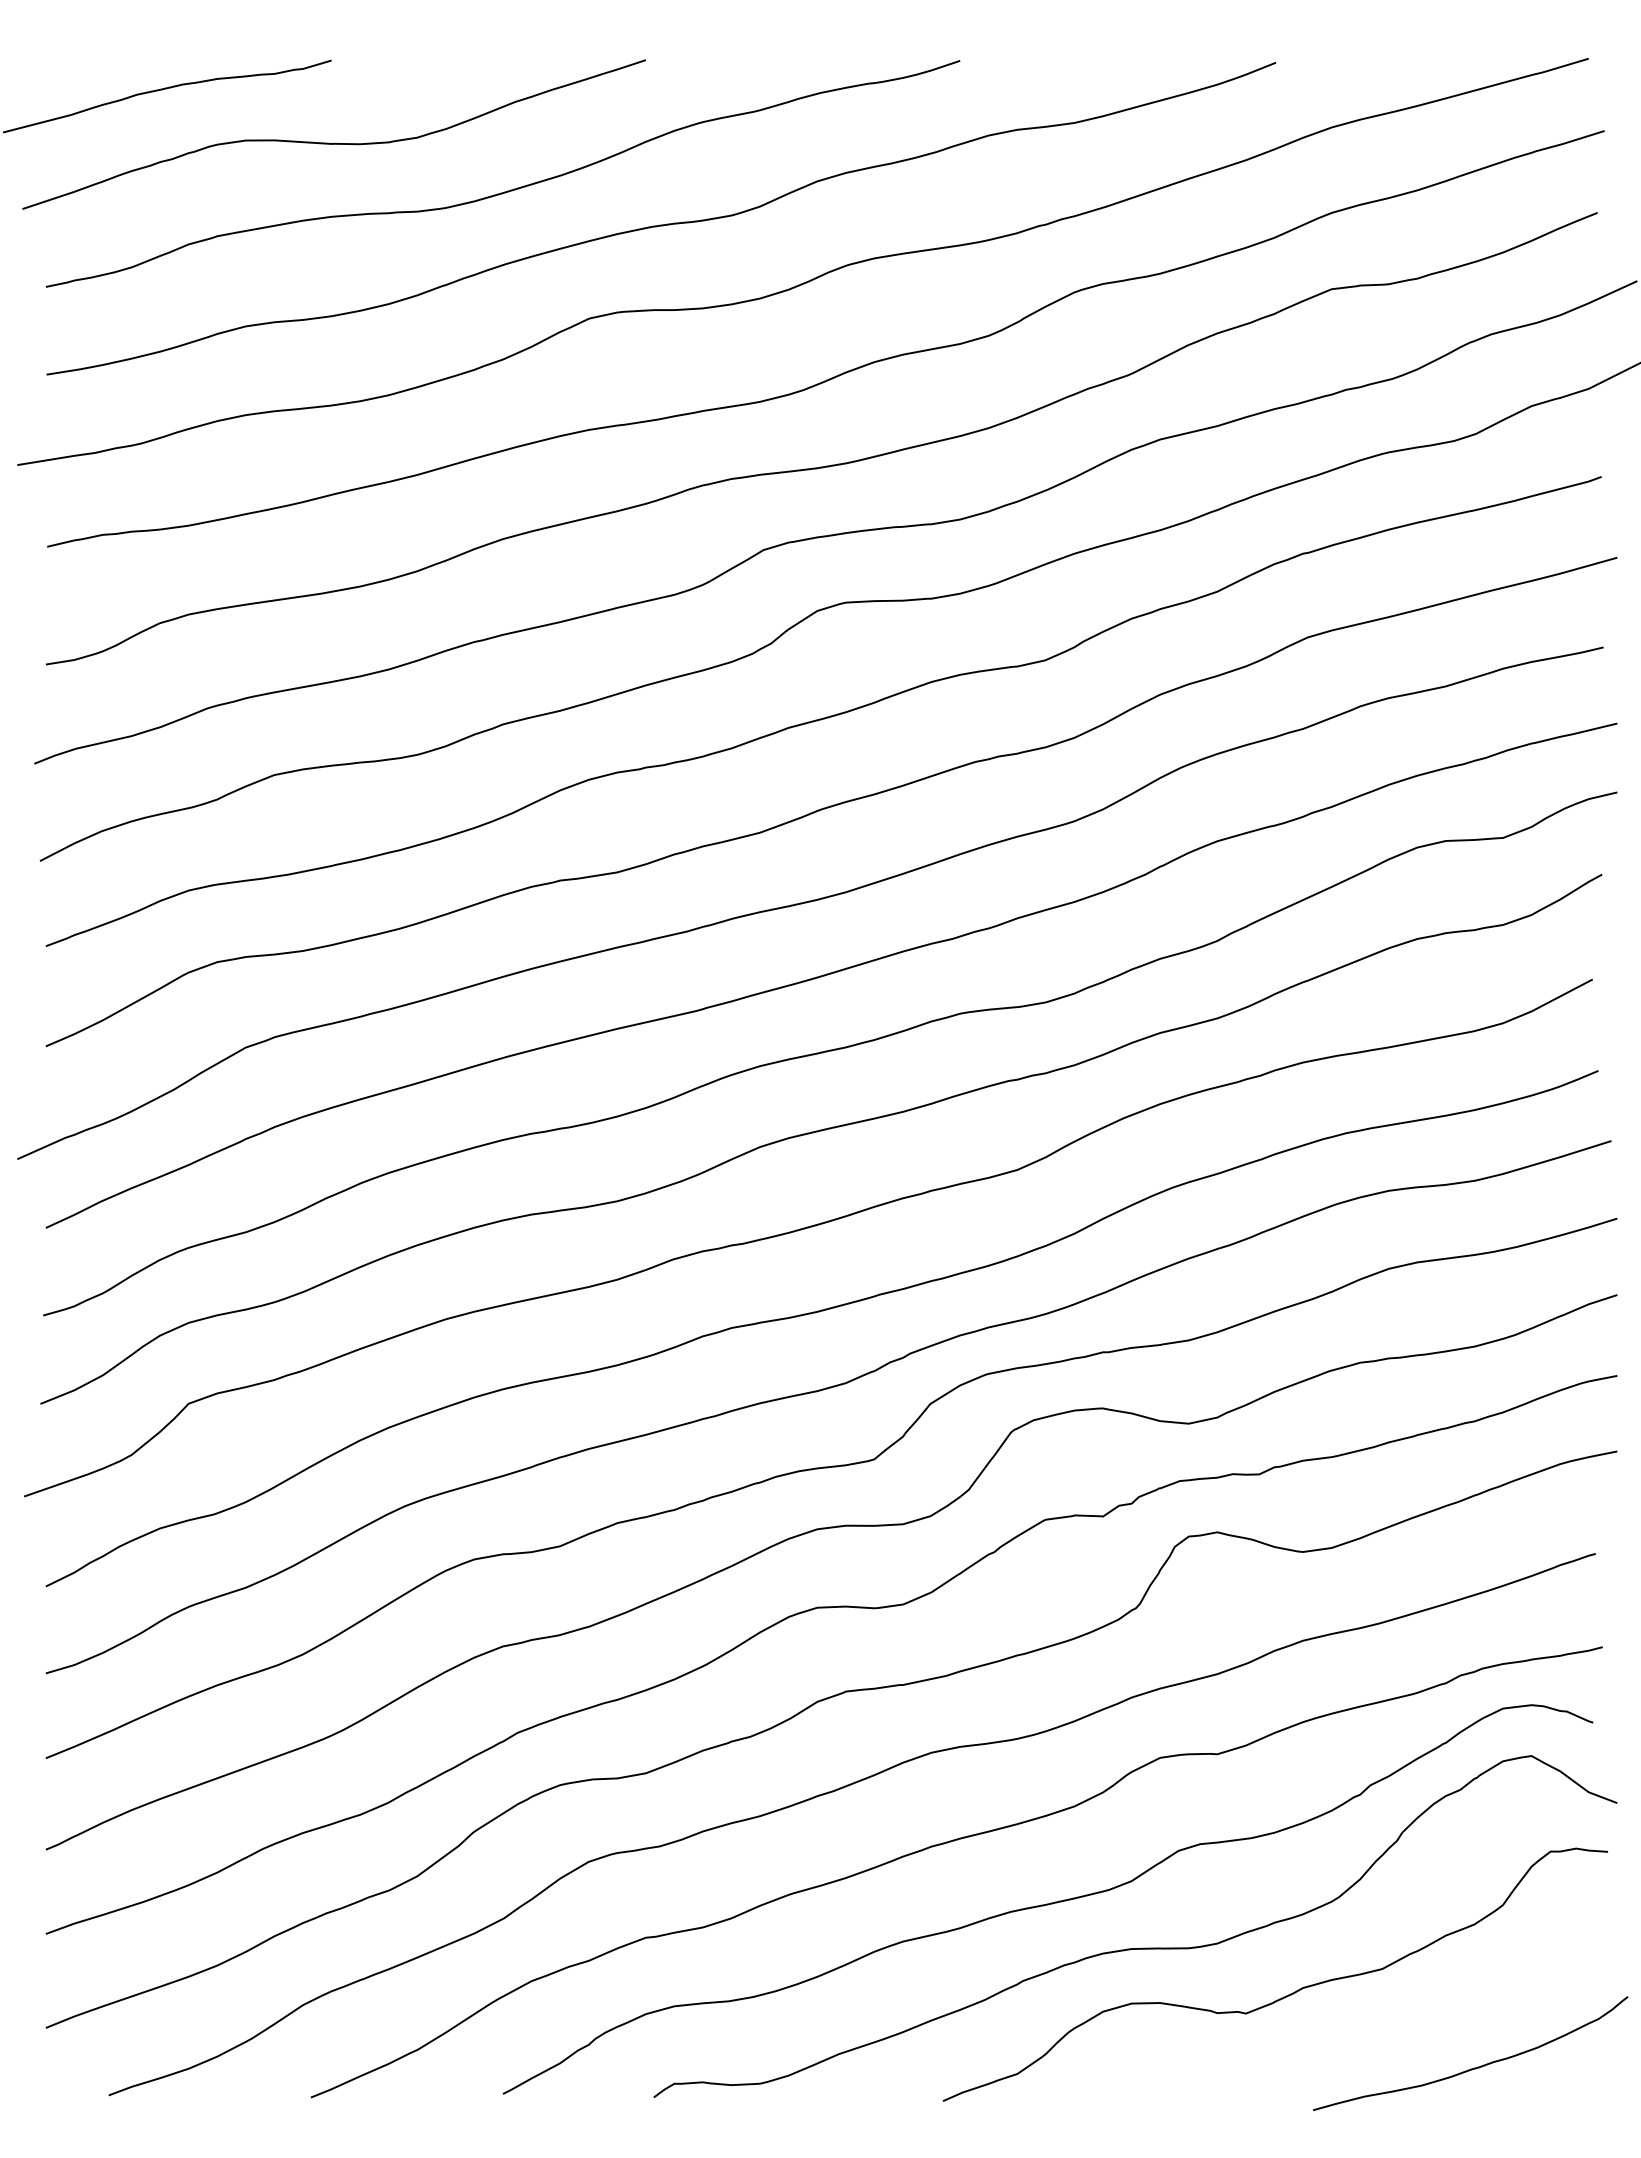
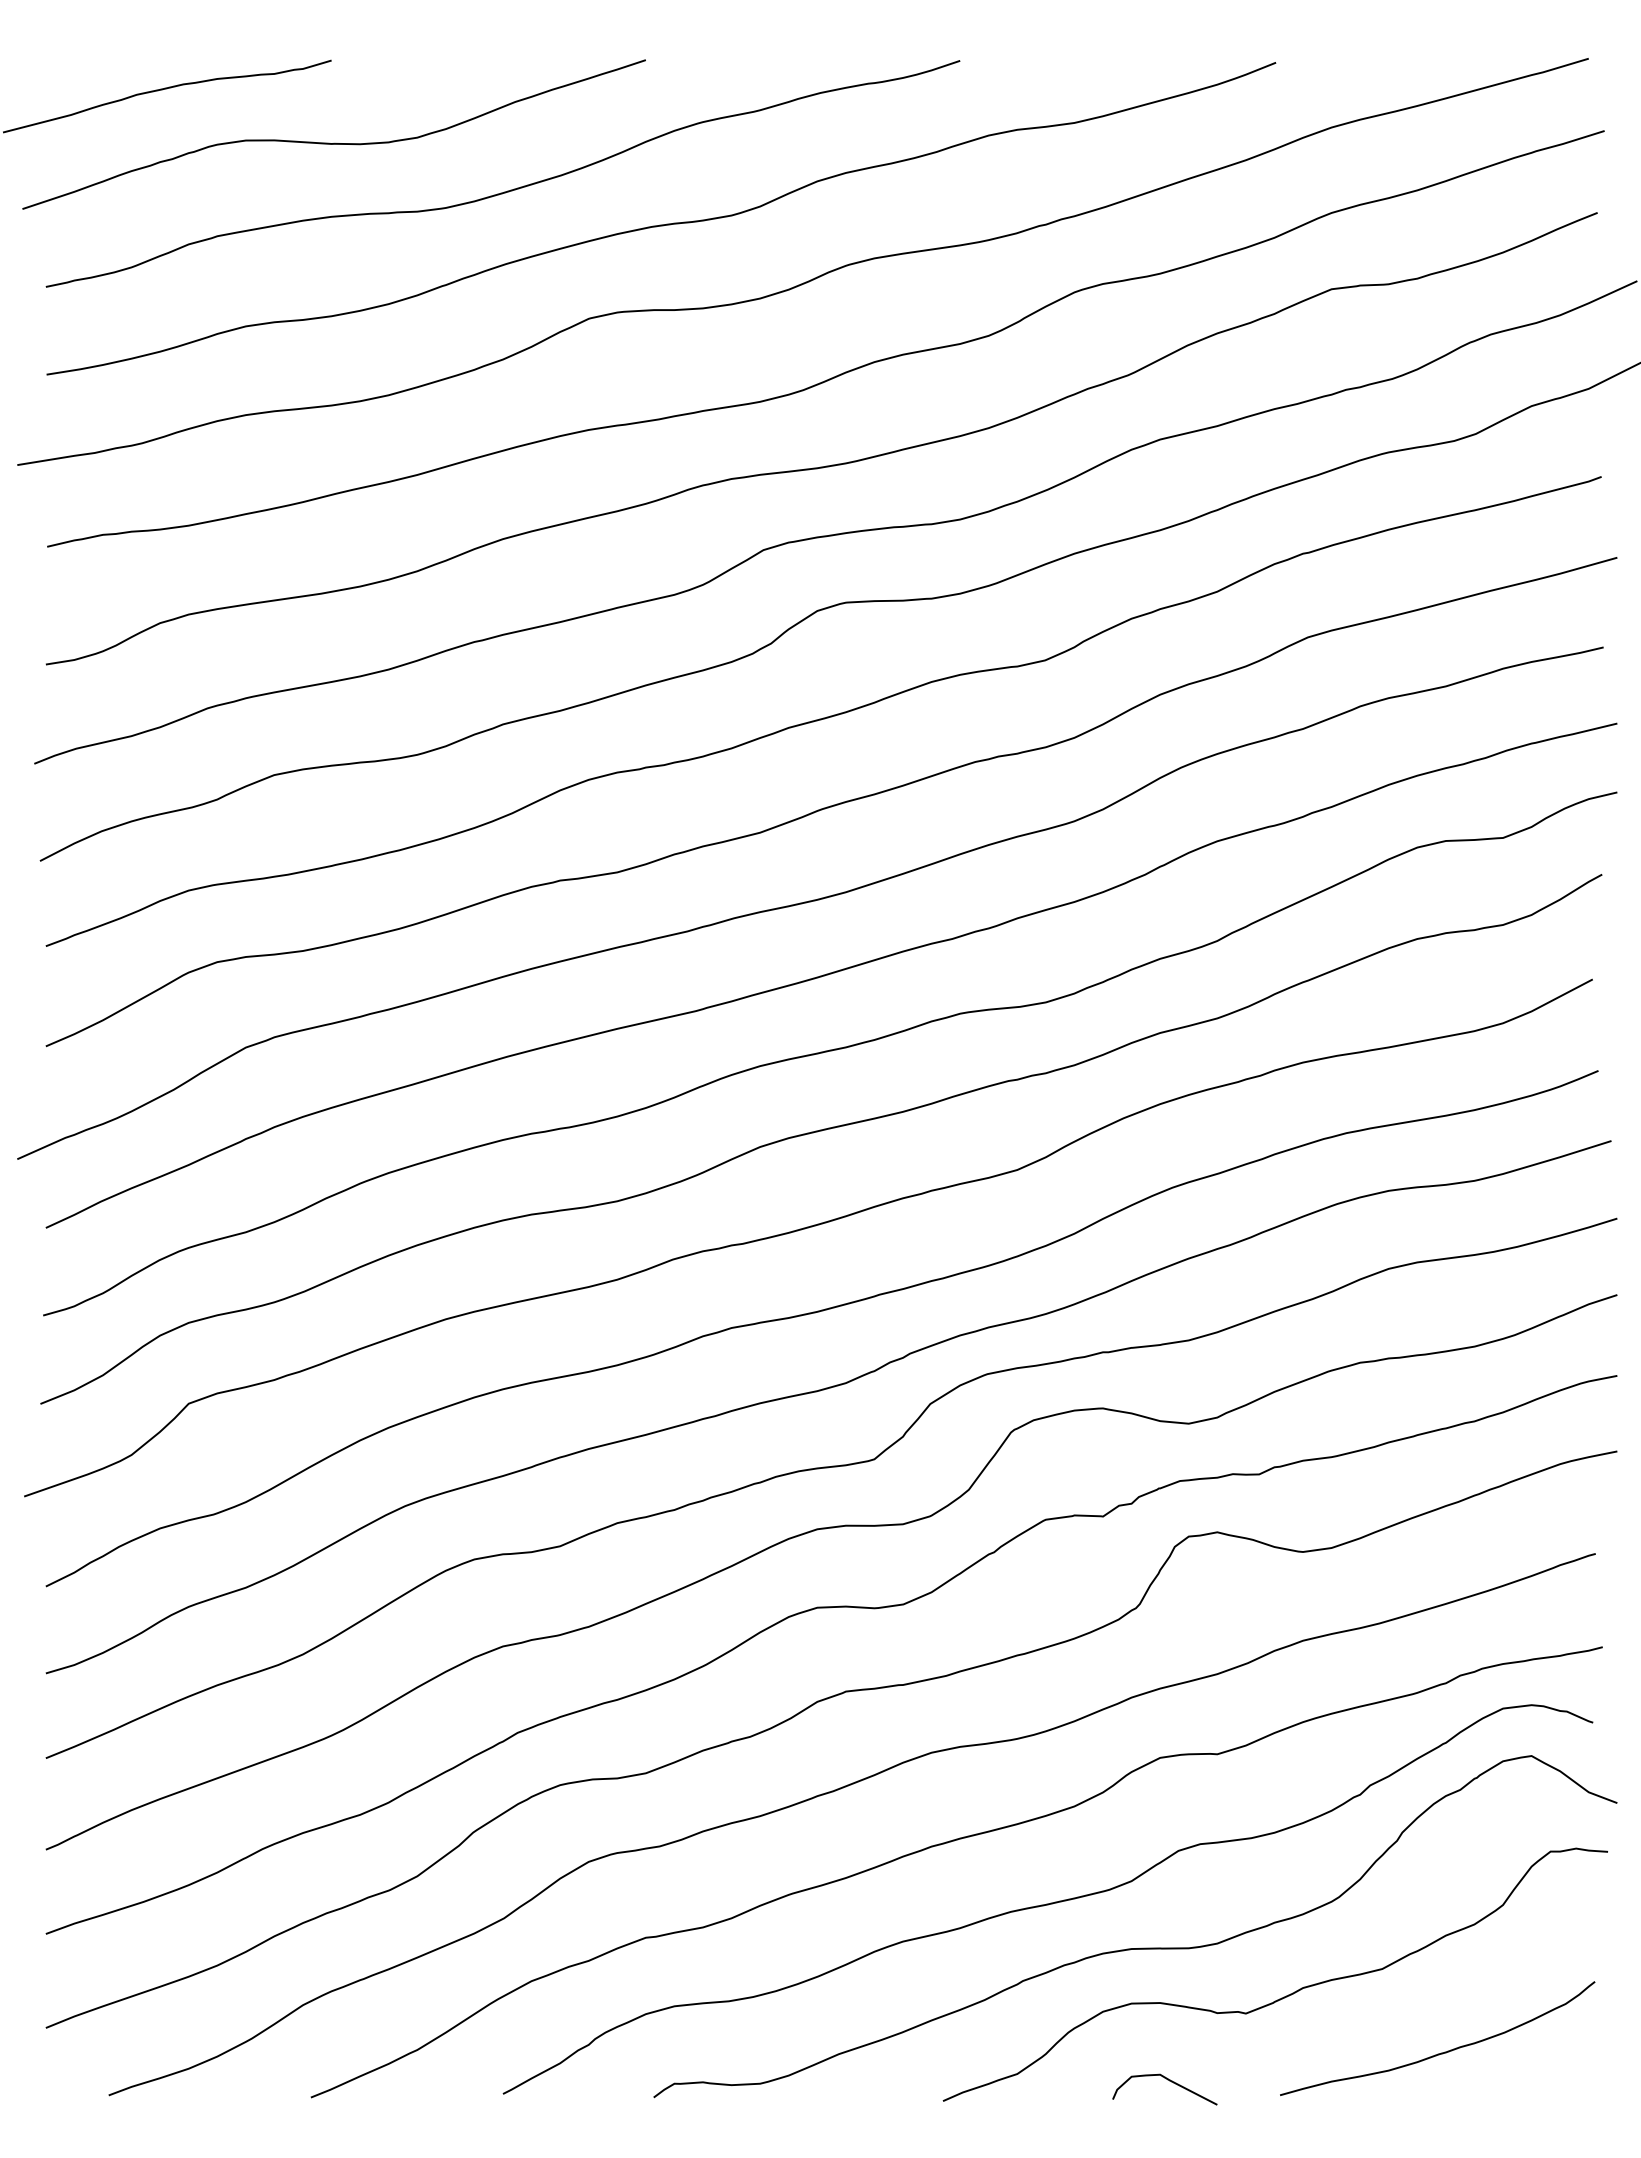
curve position: (1474, 2067) -> (1441, 2052) (1441, 2052)
curve: none -> present (1169, 2081)
